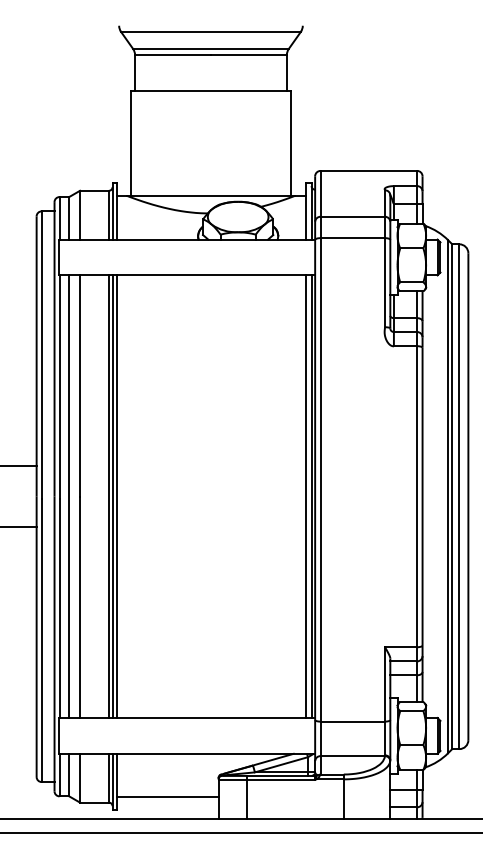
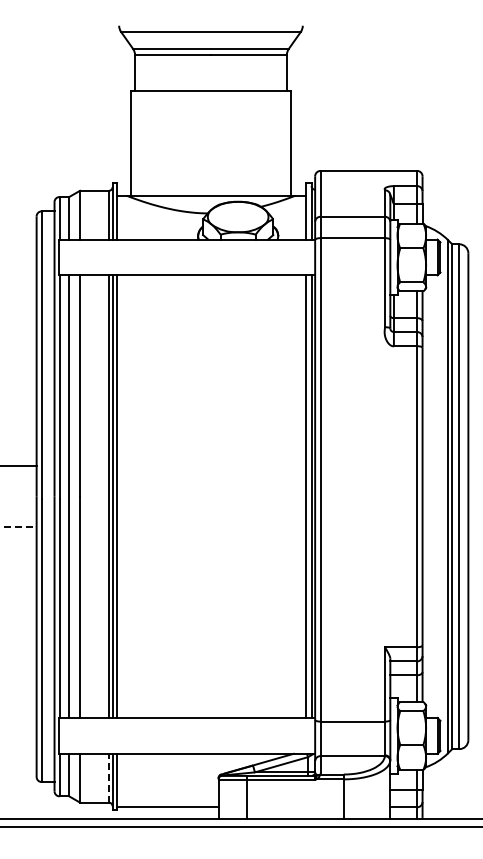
line: solid -> dashed (18, 527)
line: solid -> dashed (108, 777)
line position: (167, 797) -> (167, 807) (167, 807)
line position: (240, 833) -> (240, 827) (240, 827)
